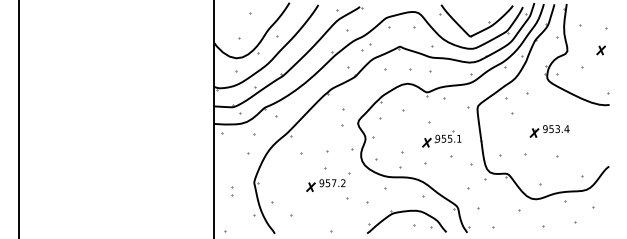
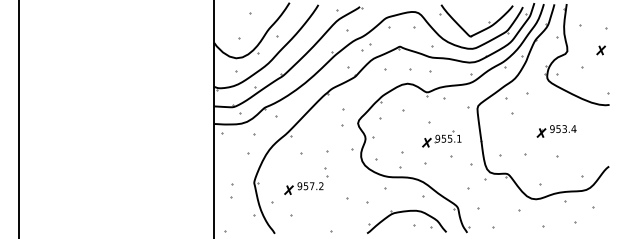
part position: (549, 131) -> (556, 131) (556, 131)
part position: (328, 181) -> (306, 184) (306, 184)
part size: 3x11 px -> 4x16 px (231, 190)
